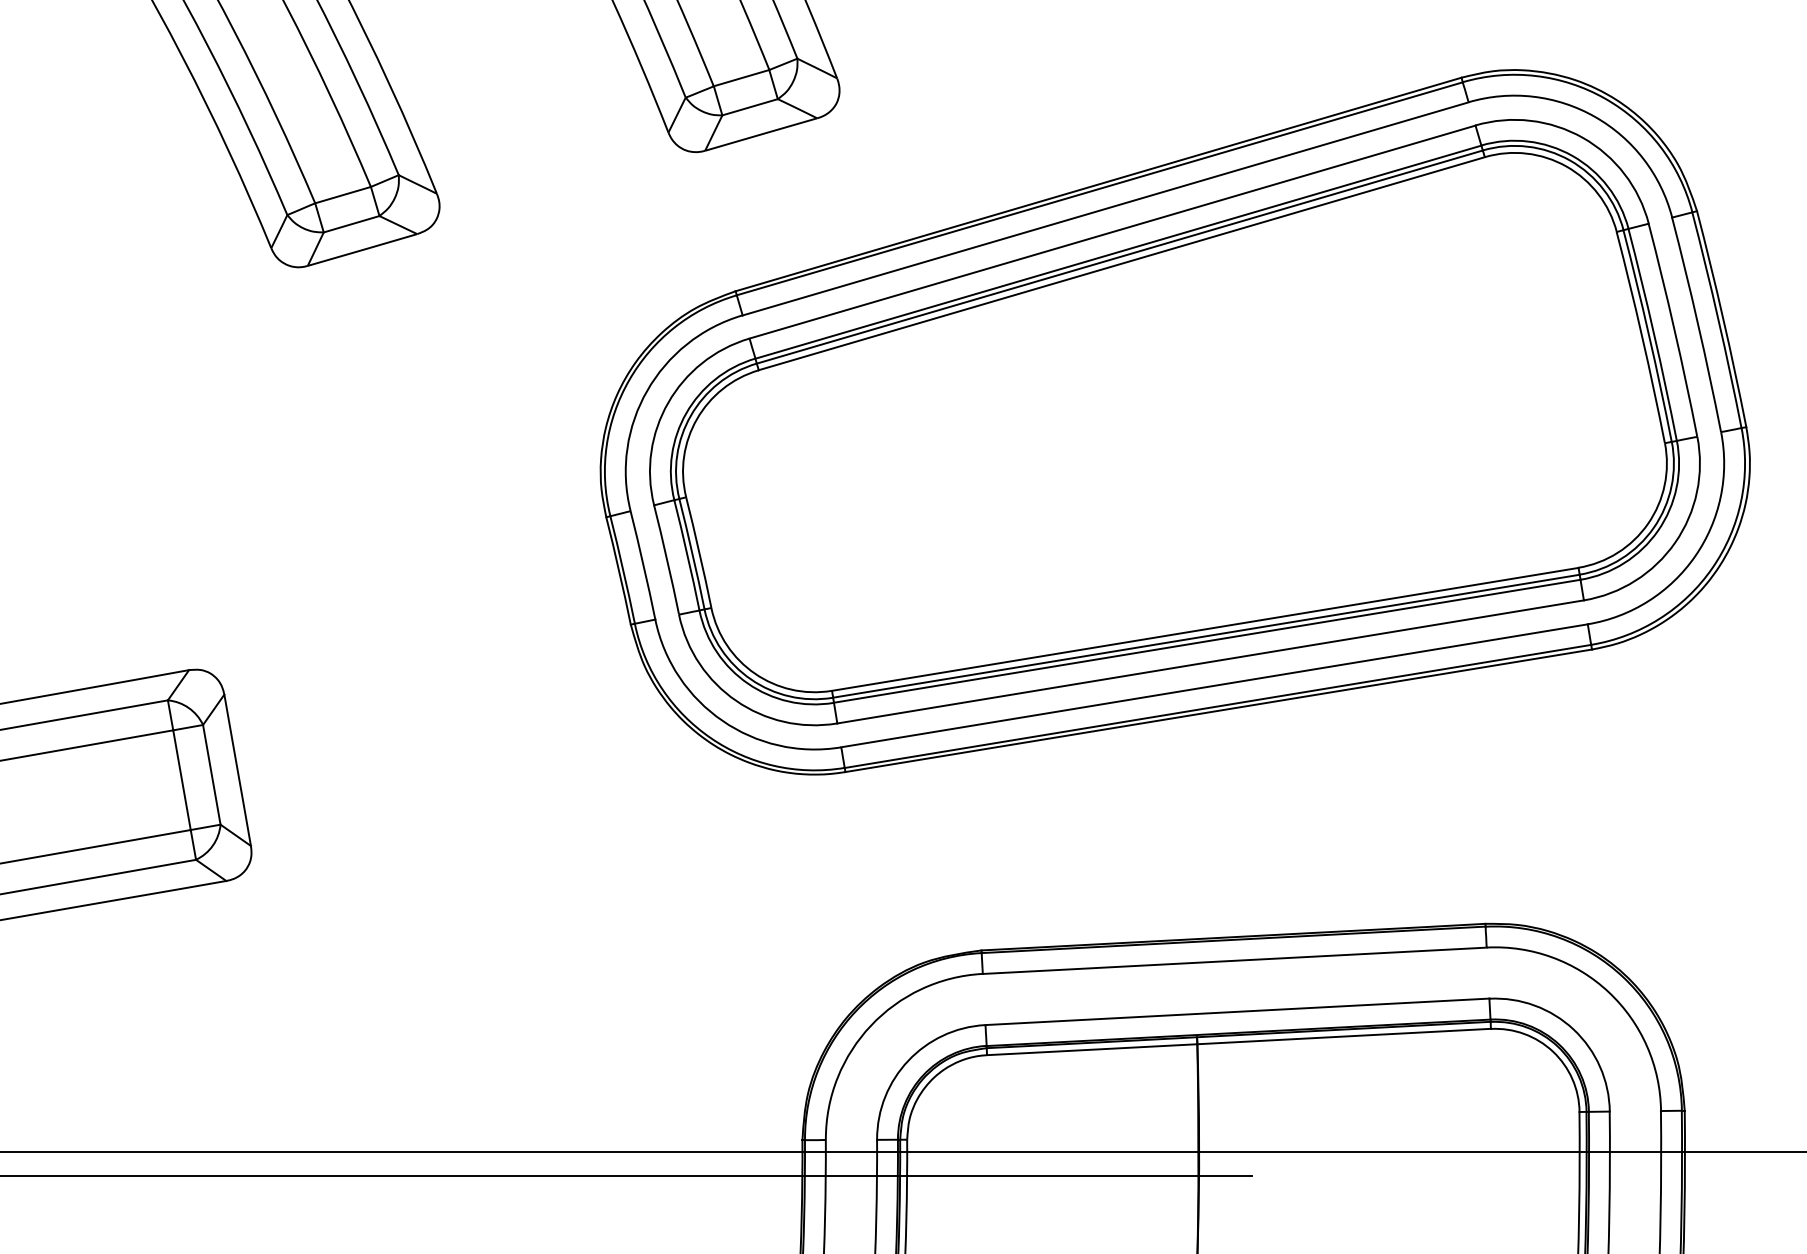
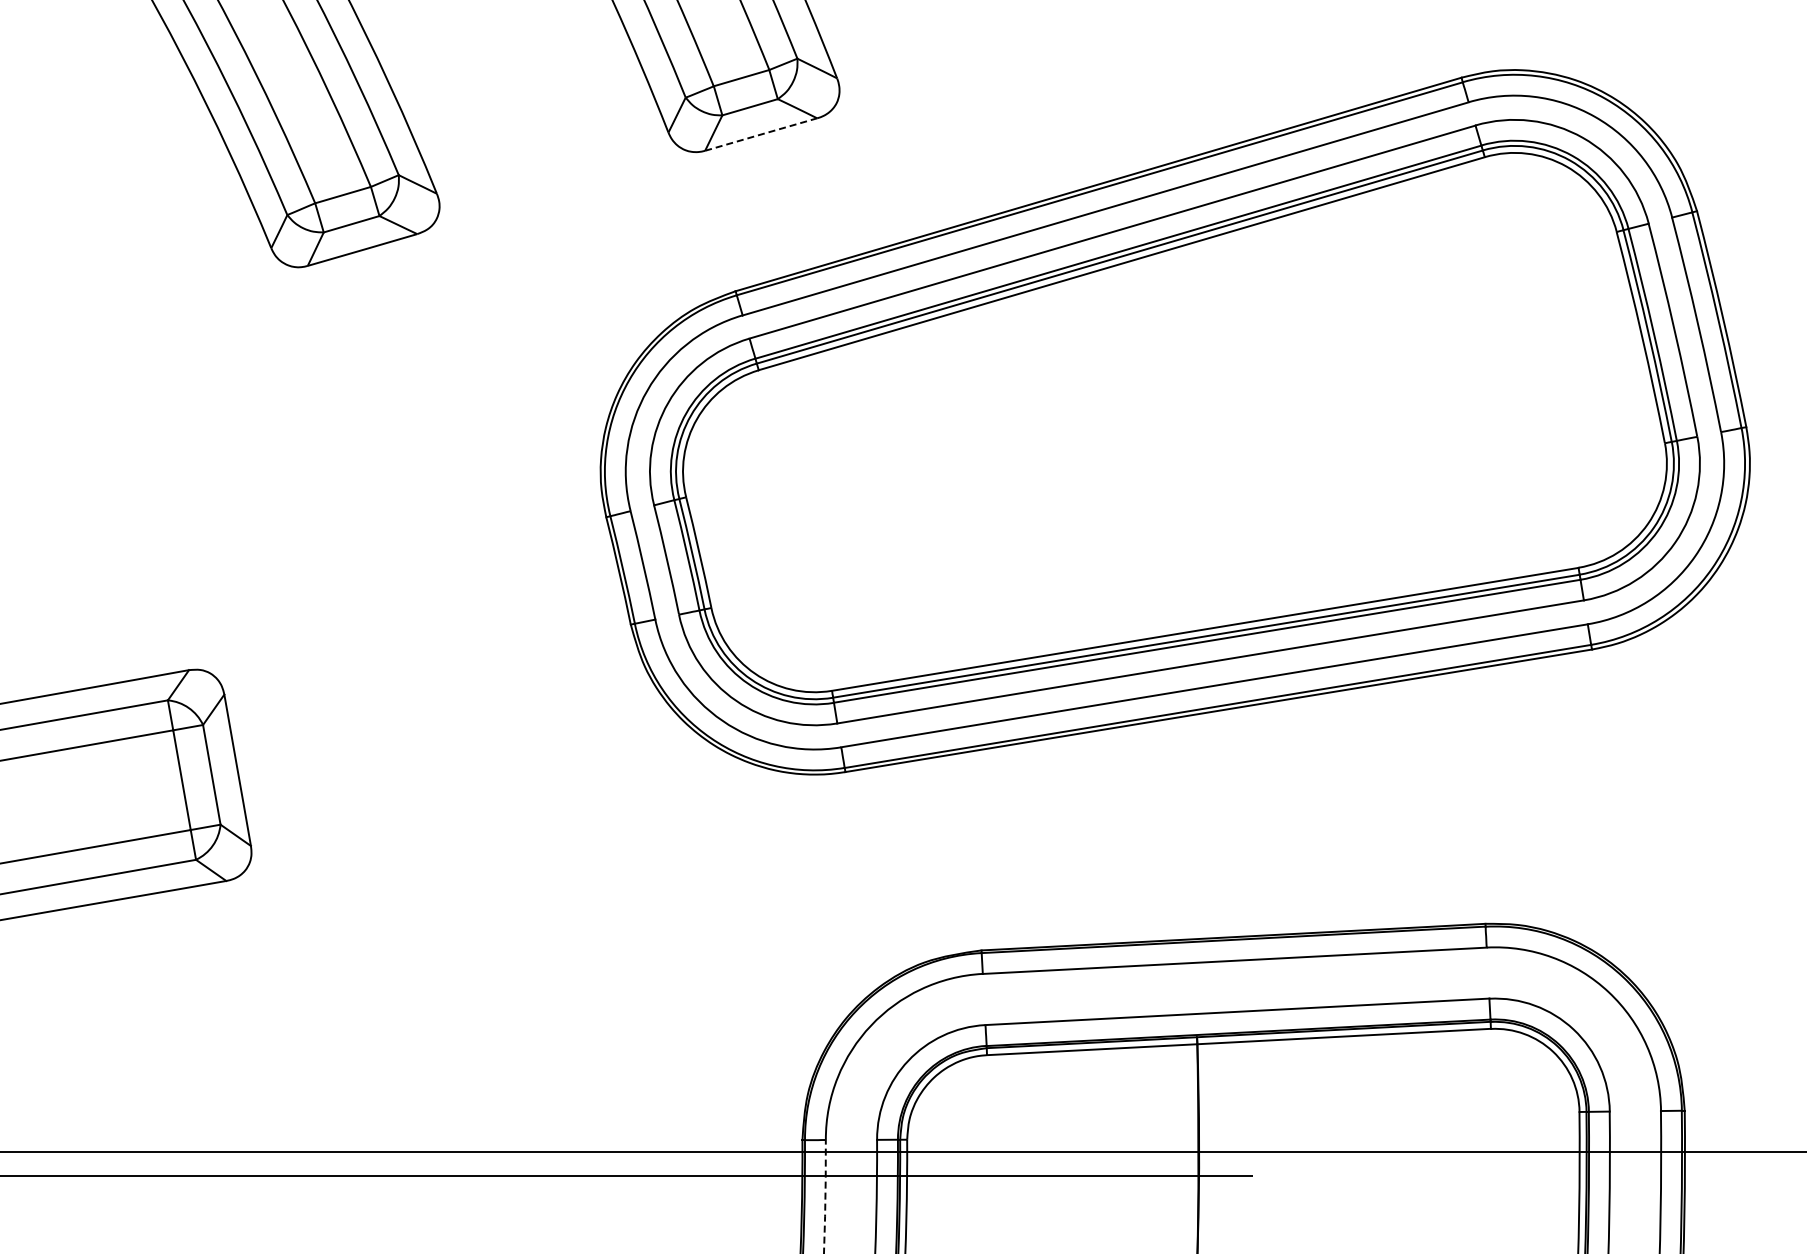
line: solid -> dashed (762, 134)
arc: solid -> dashed (825, 1196)
